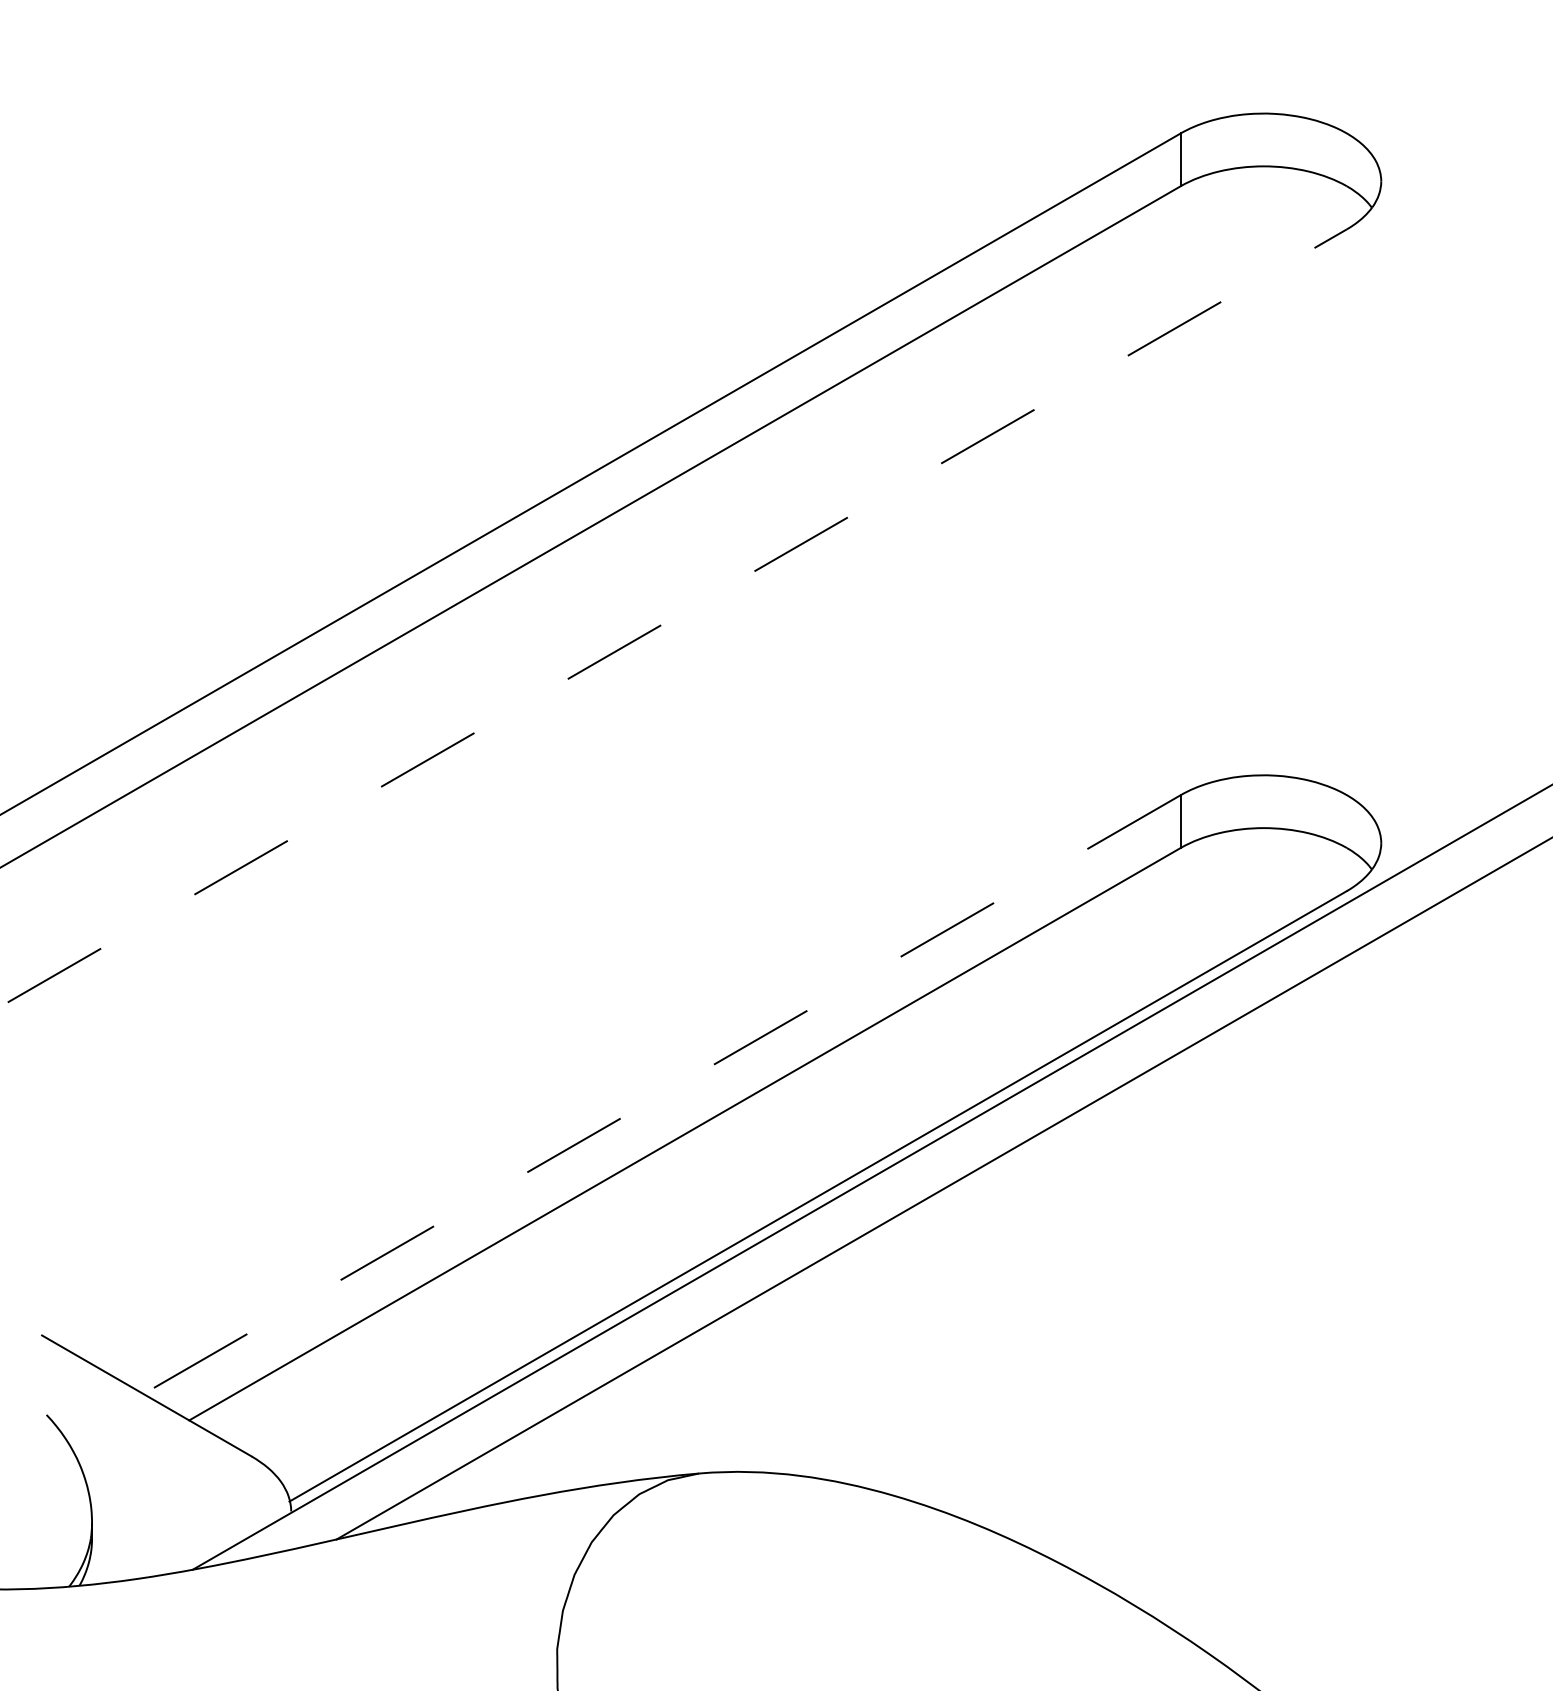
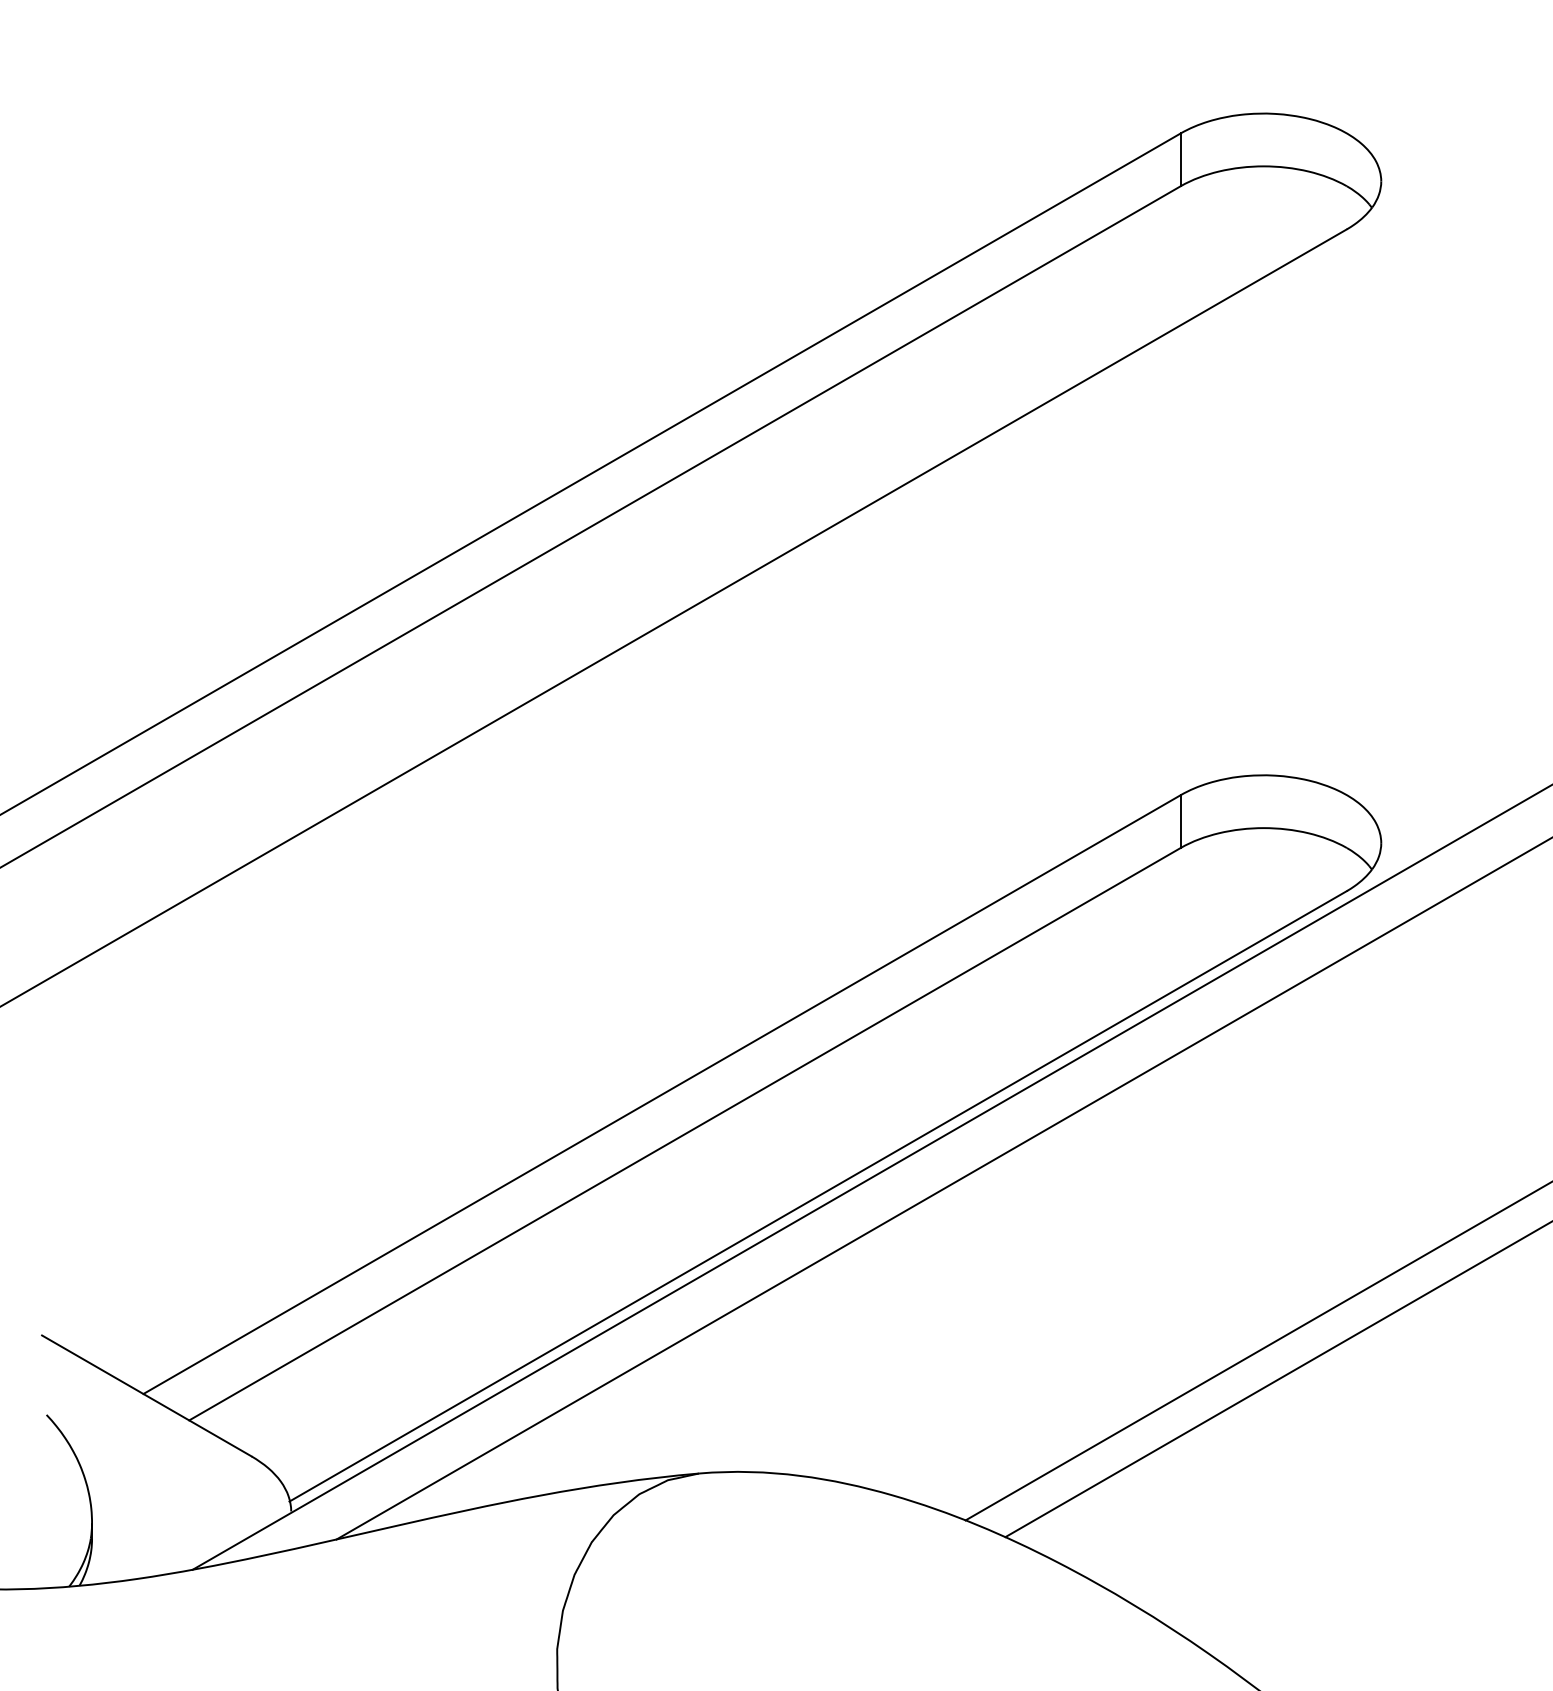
line: dashed -> solid (674, 617)
line: dashed -> solid (662, 1094)
line: none -> present (1257, 1351)
line: none -> present (1277, 1380)
